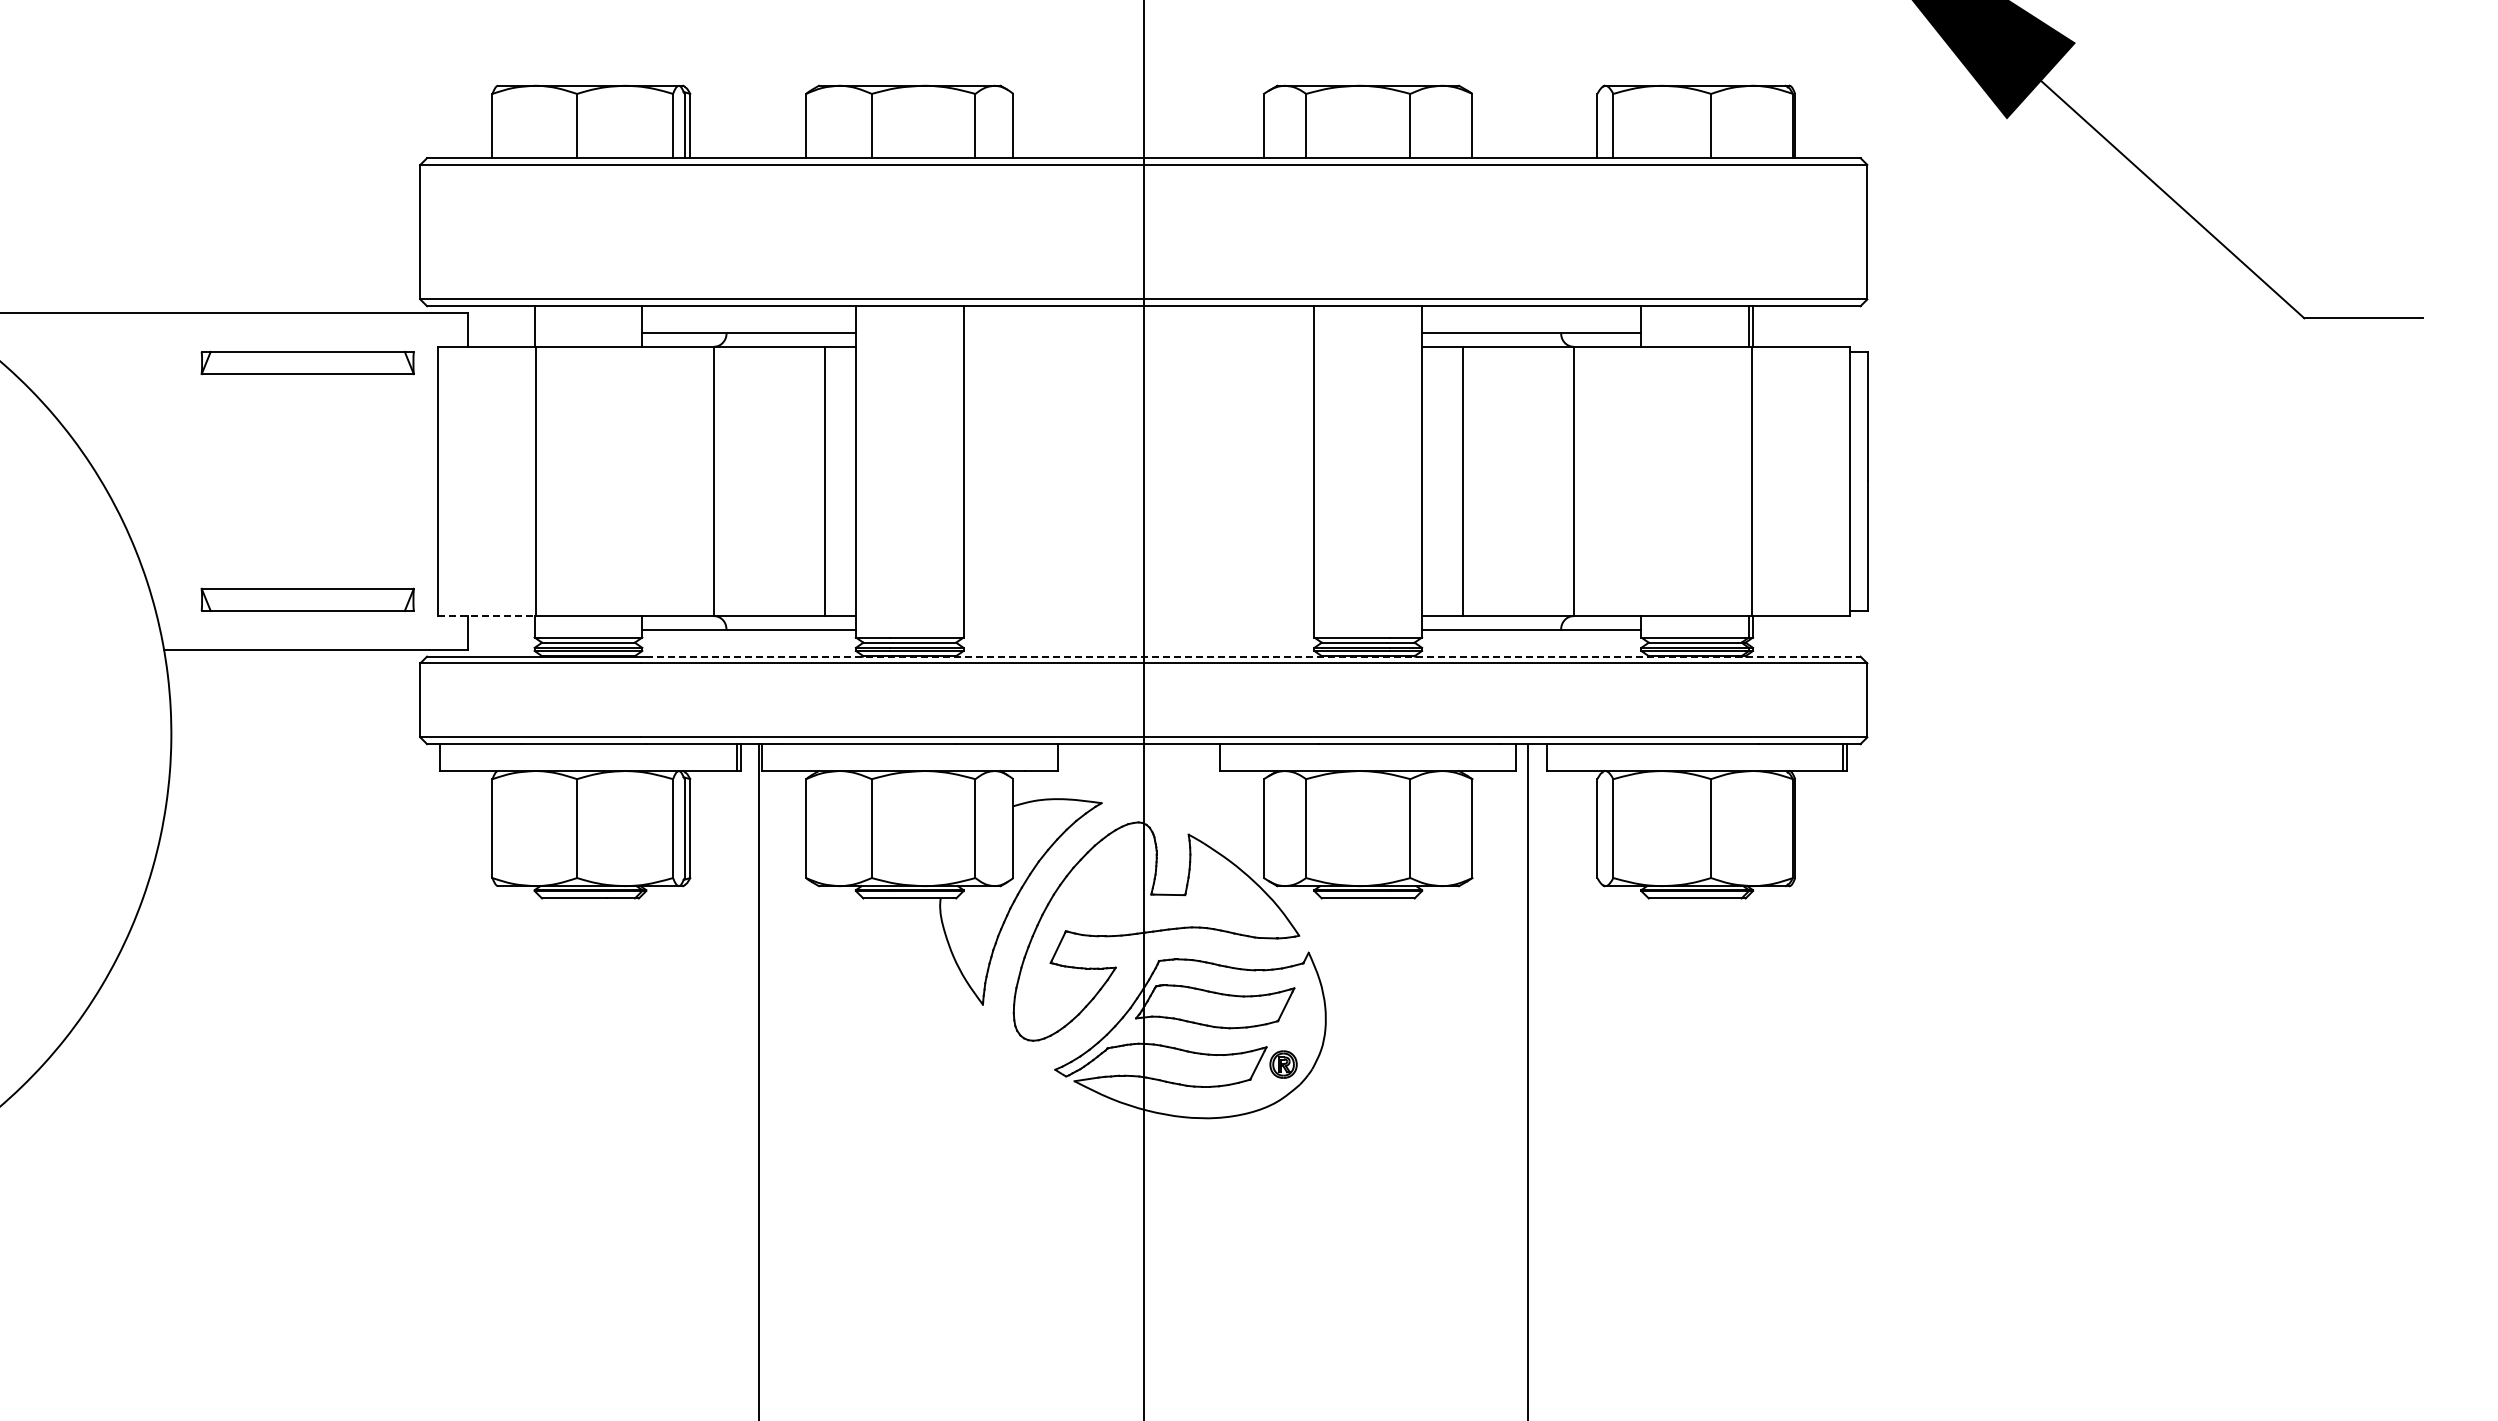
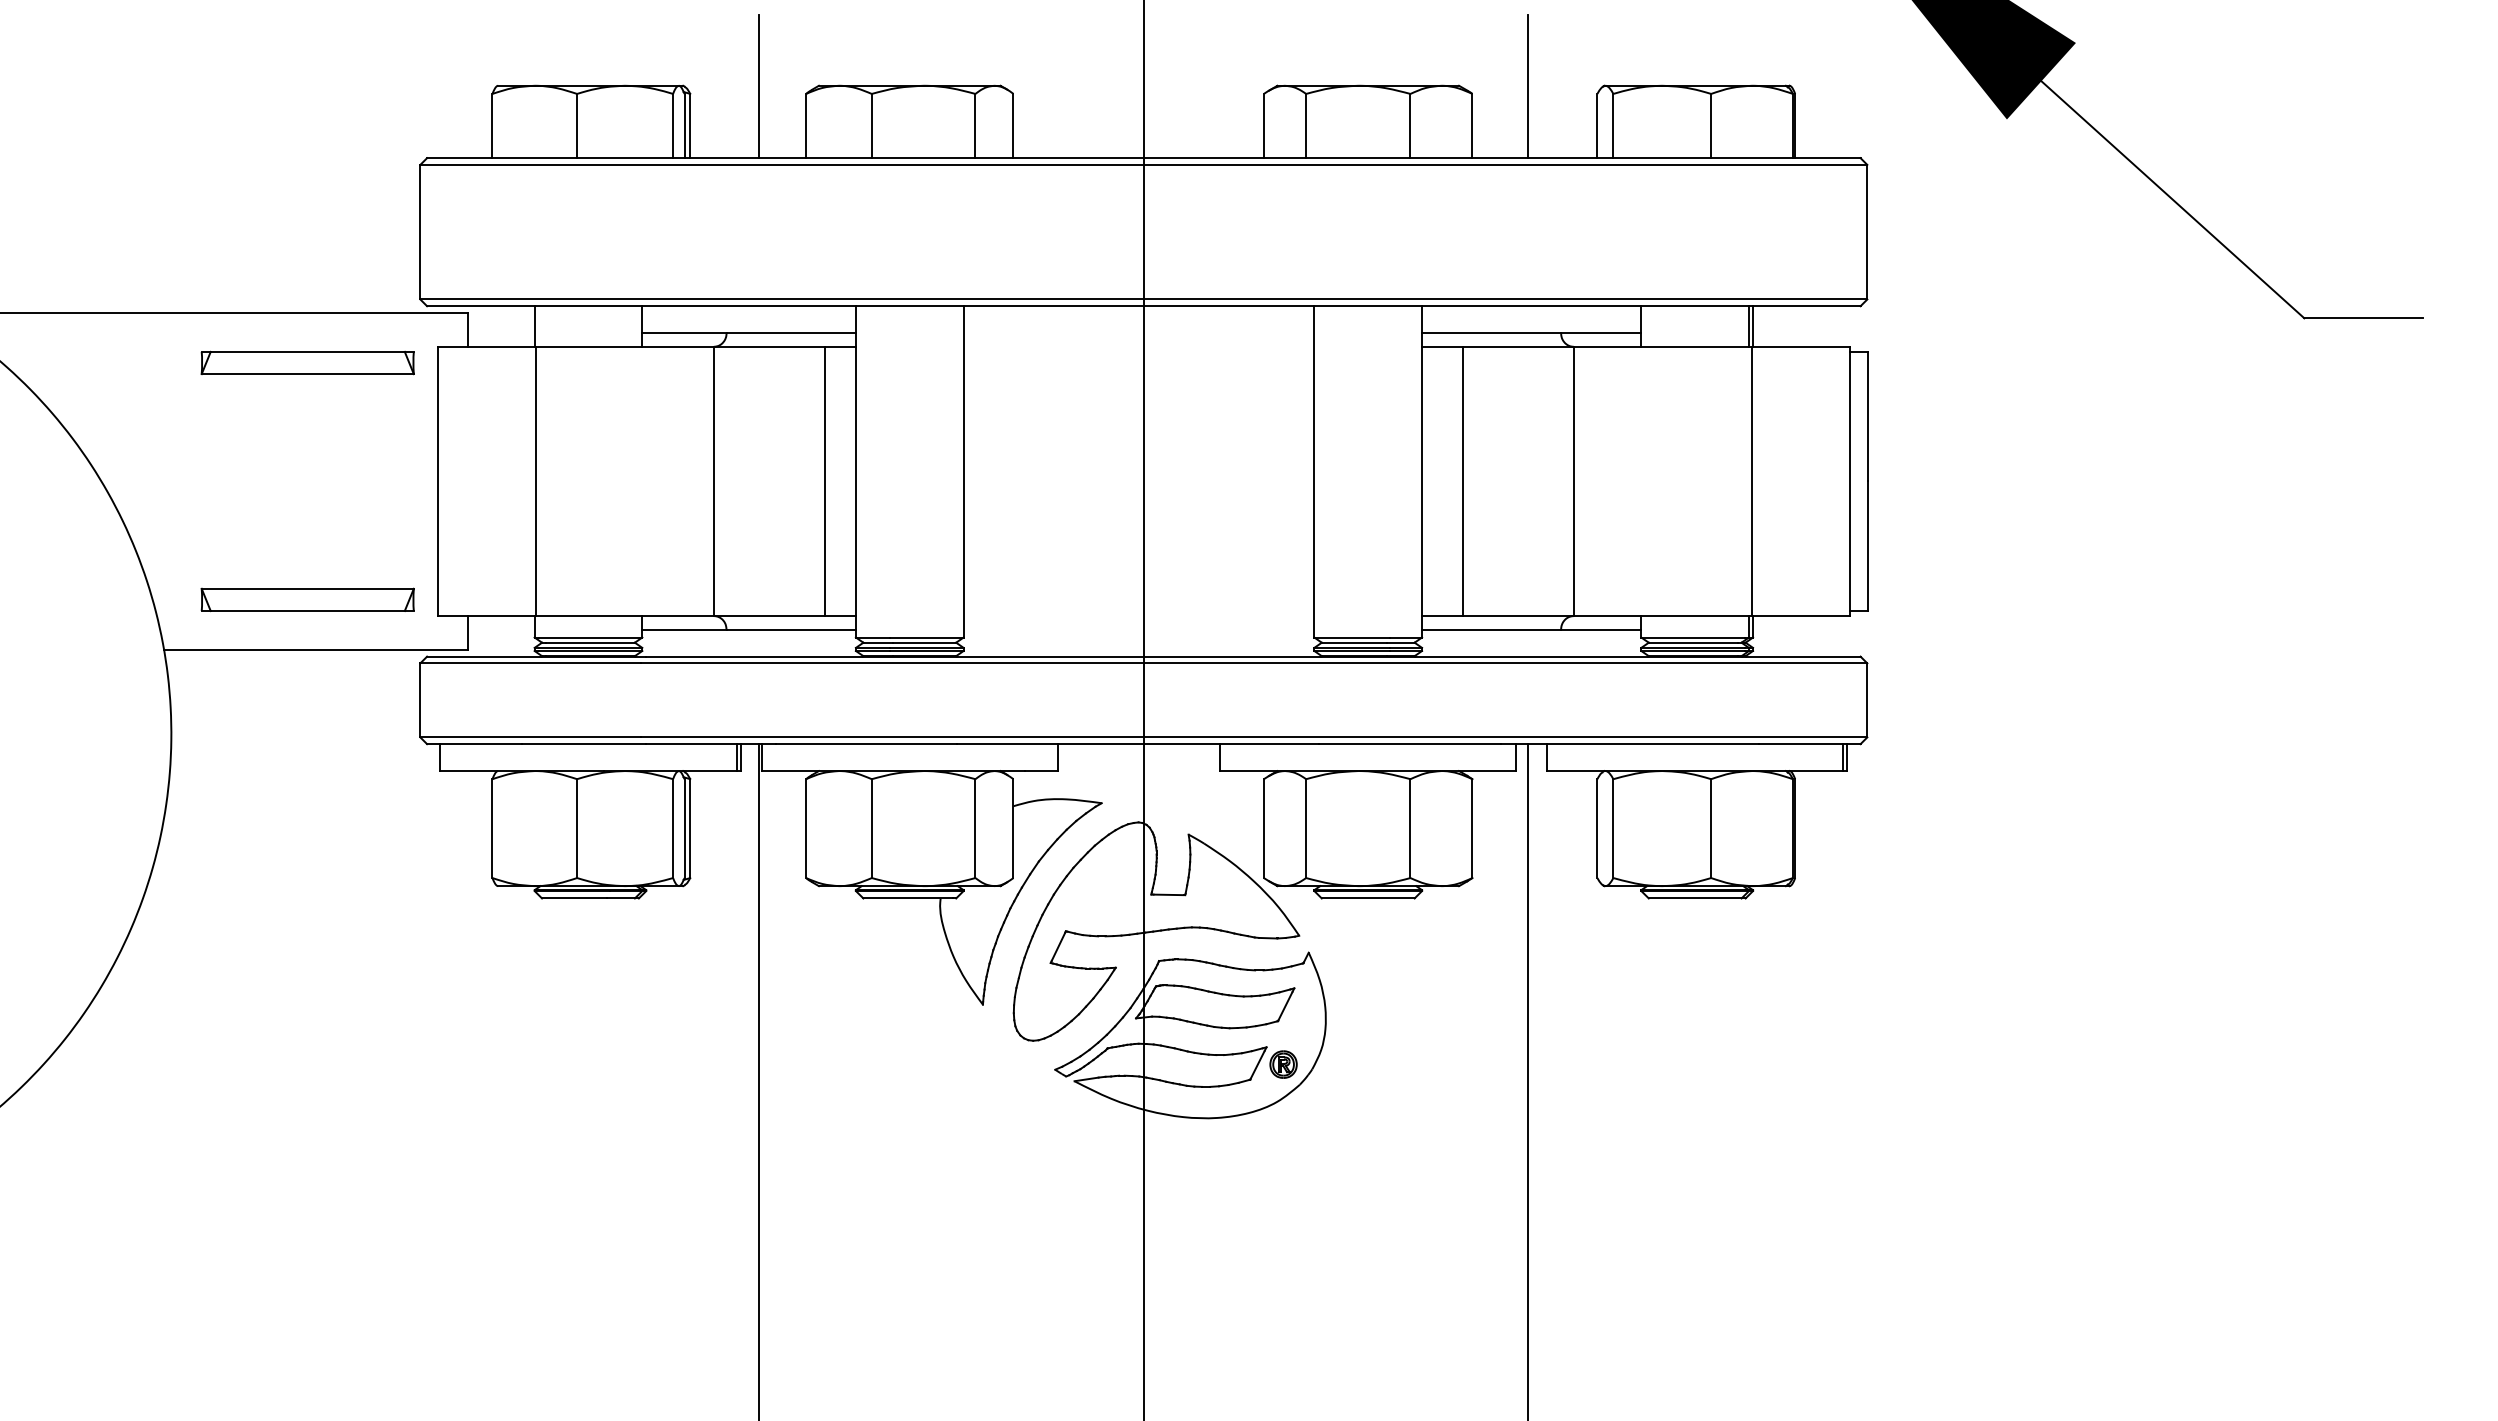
line: none -> present (759, 86)
line: none -> present (1528, 86)
line: dashed -> solid (486, 616)
line: dashed -> solid (1253, 656)
